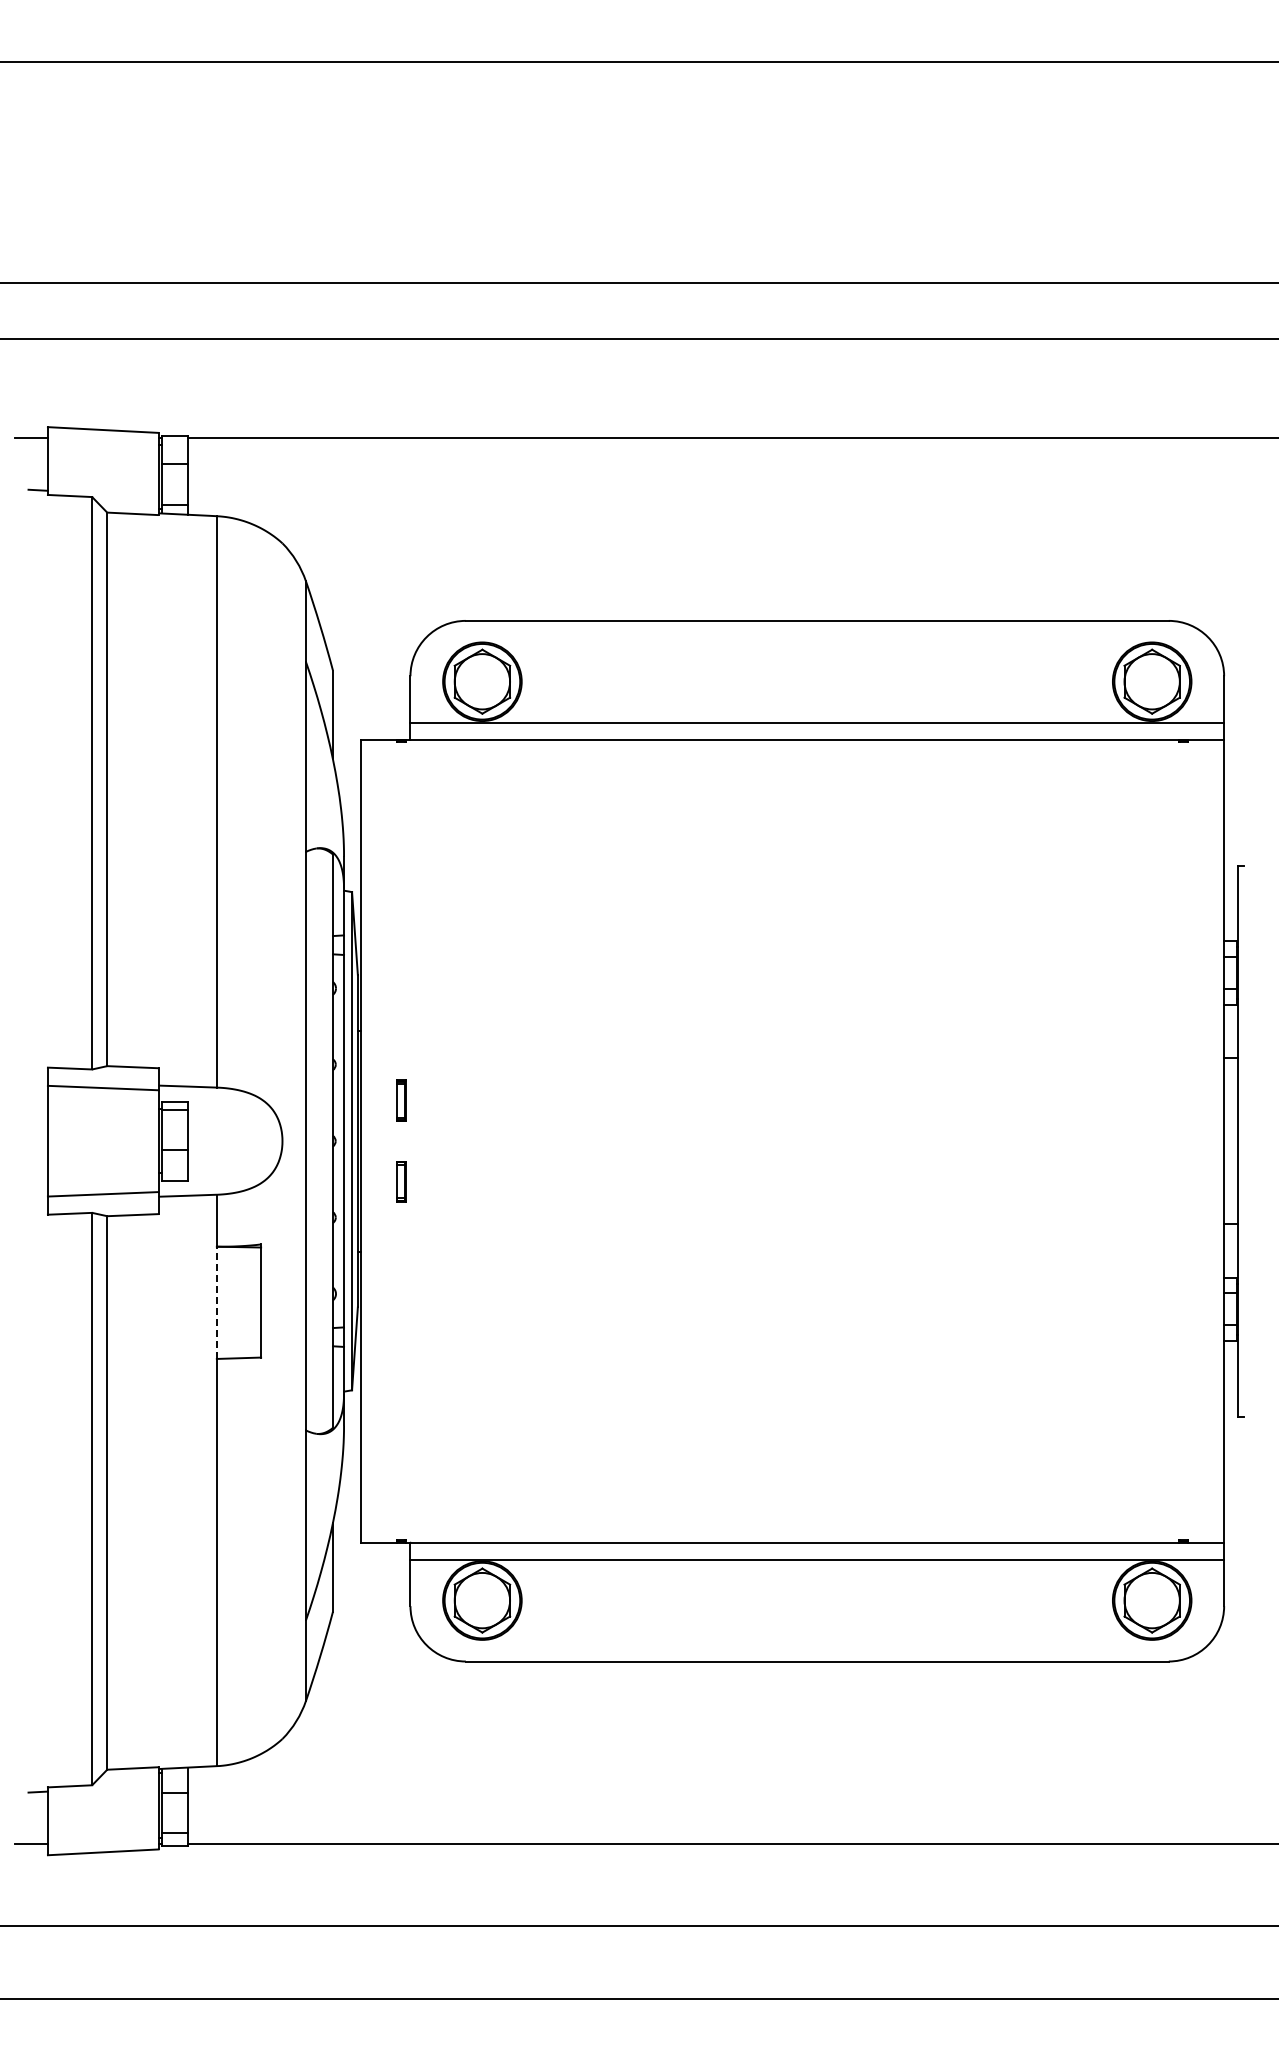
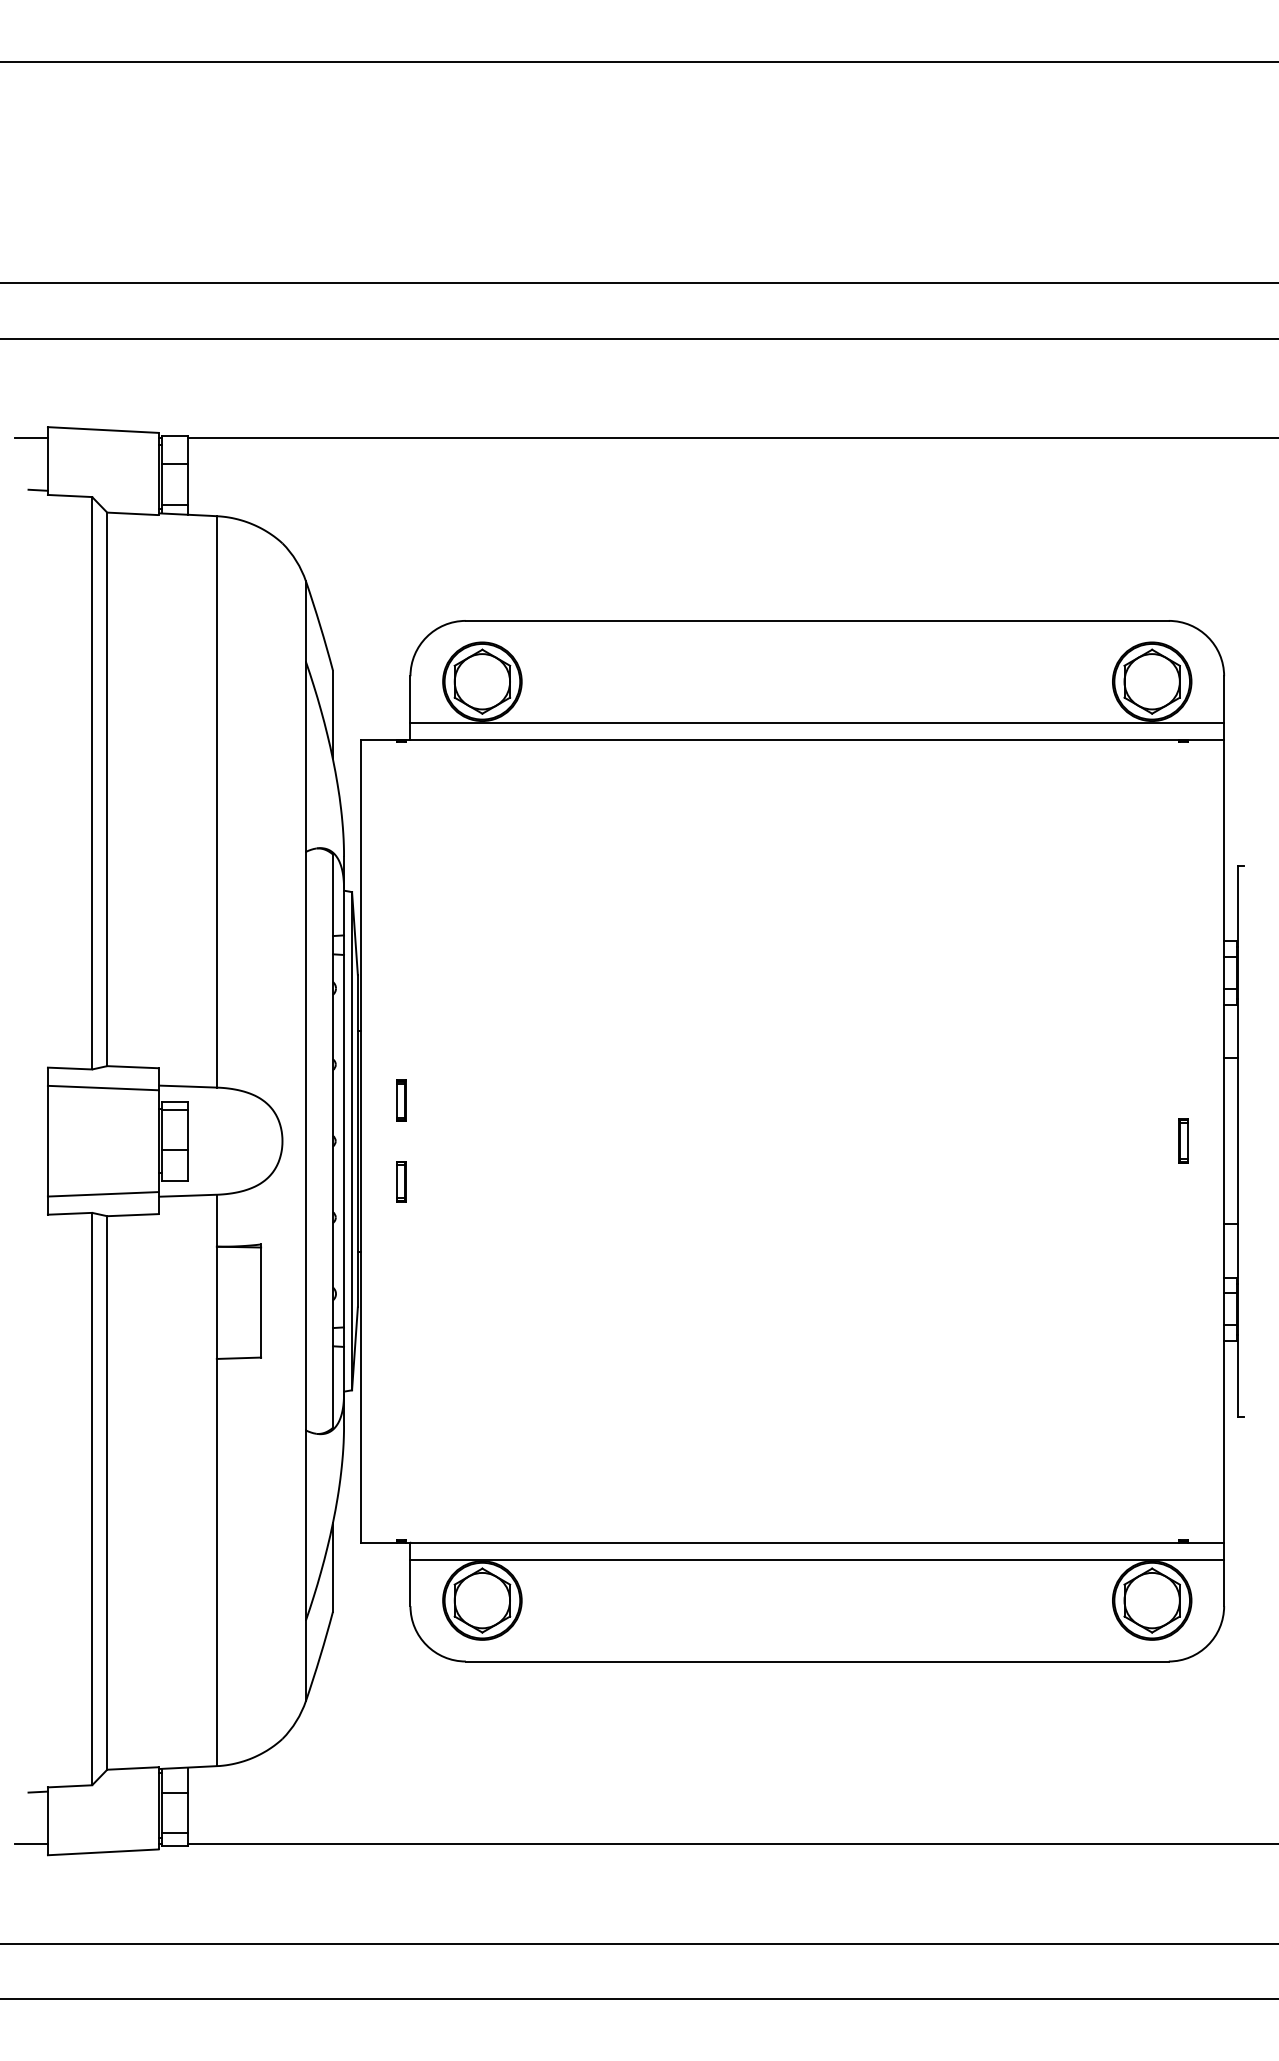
part: none -> present (1183, 1140)
line: dashed -> solid (216, 1302)
line position: (638, 1925) -> (638, 1943) (638, 1943)
